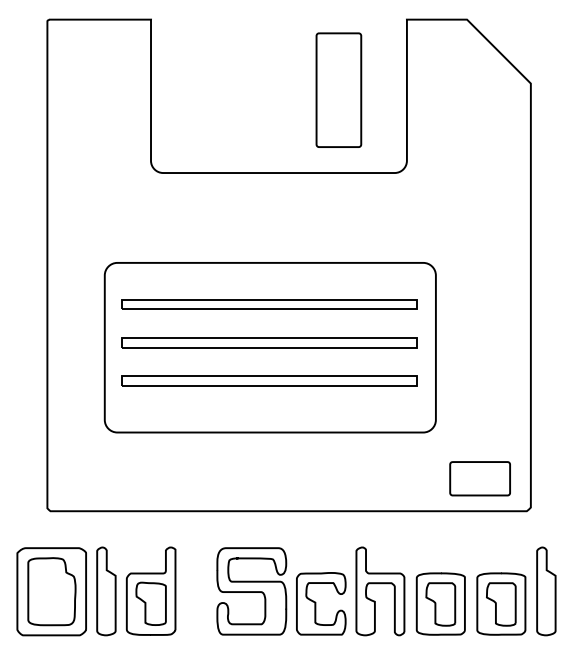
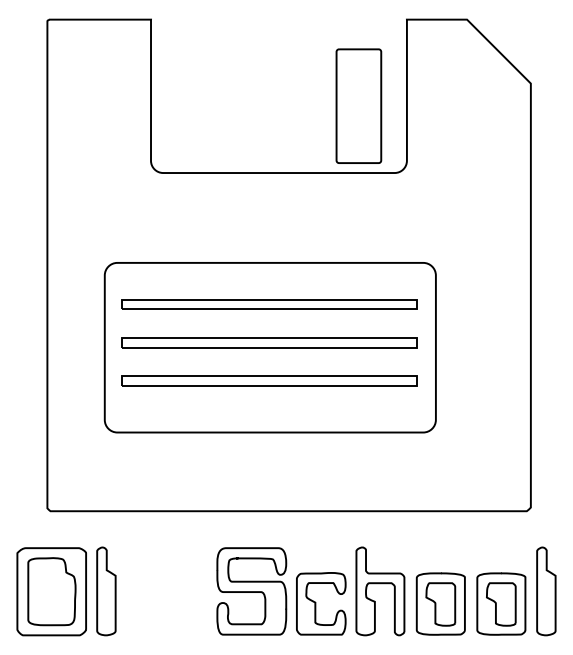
part position: (338, 89) -> (358, 105) (358, 105)
part: present -> none (479, 478)
part: present -> none (150, 590)
